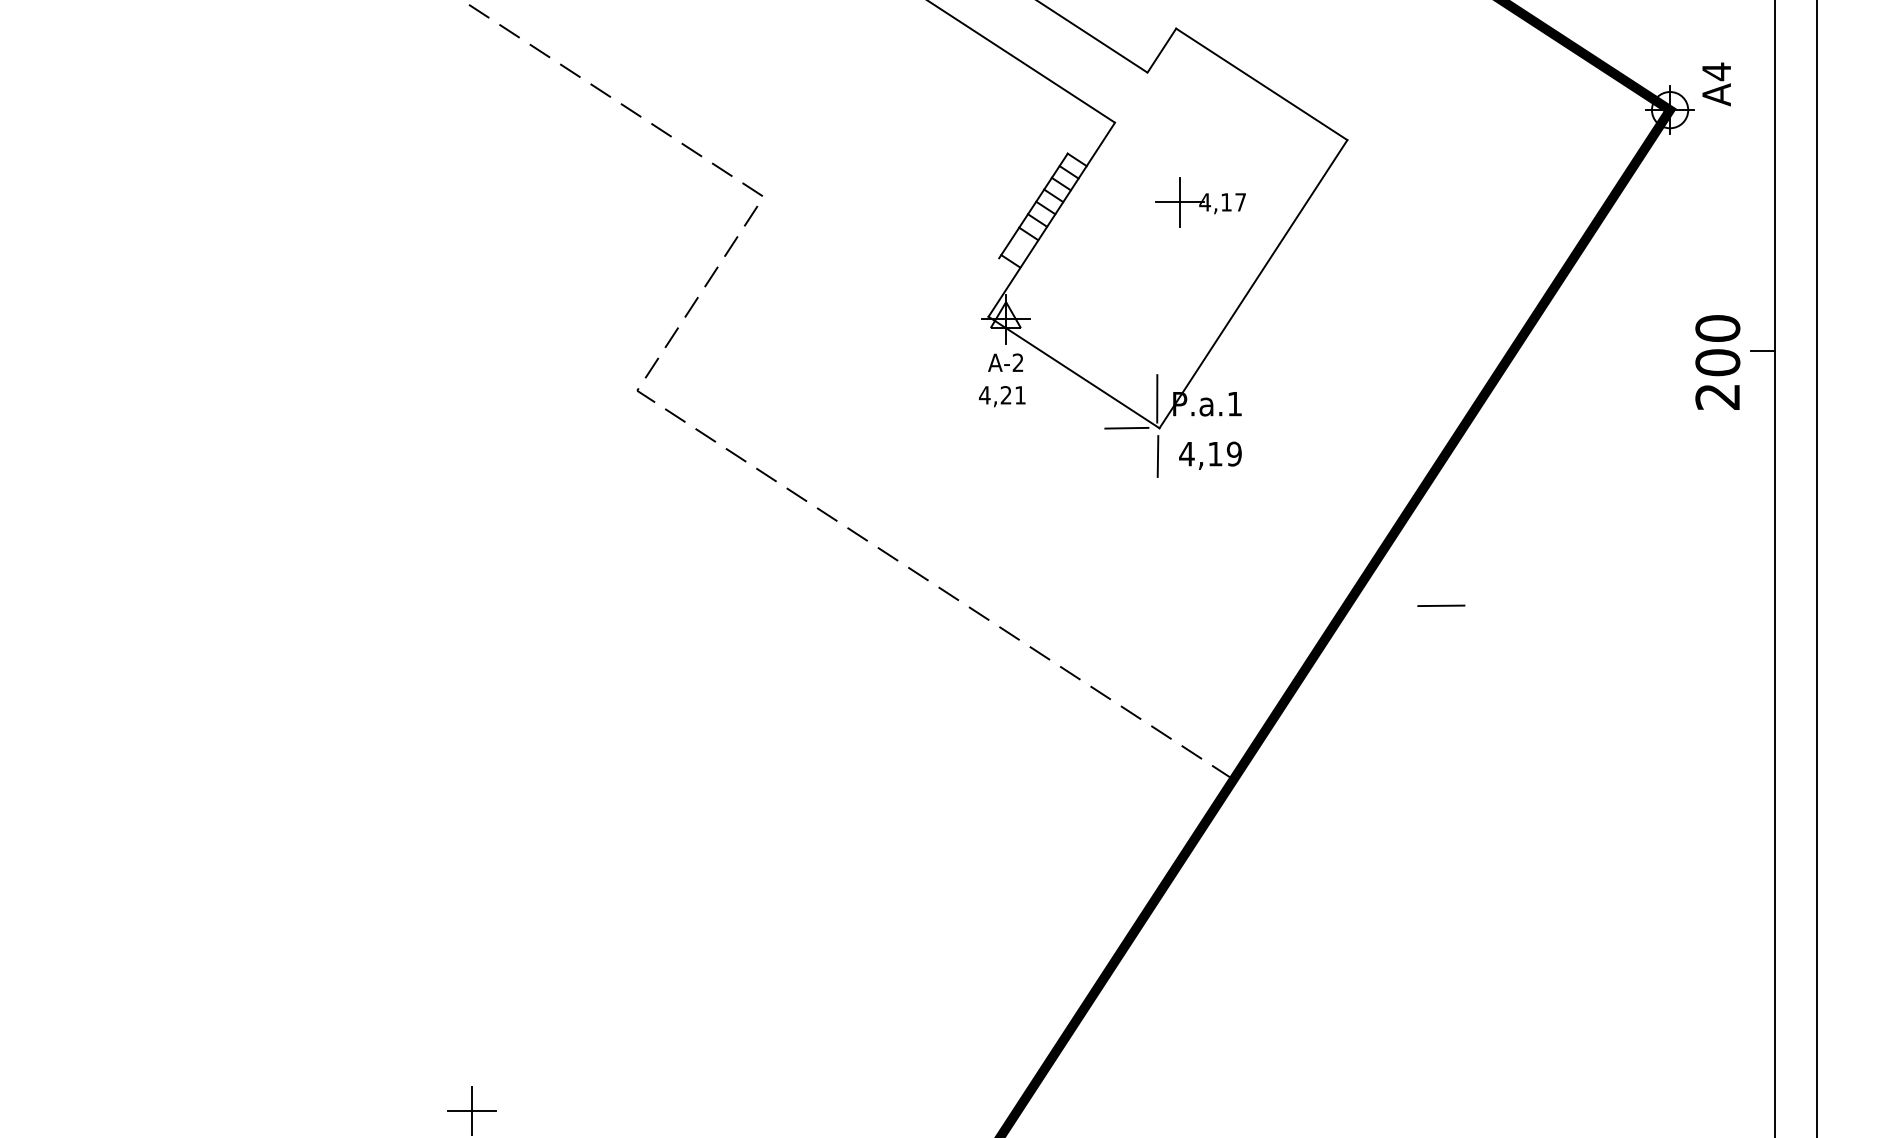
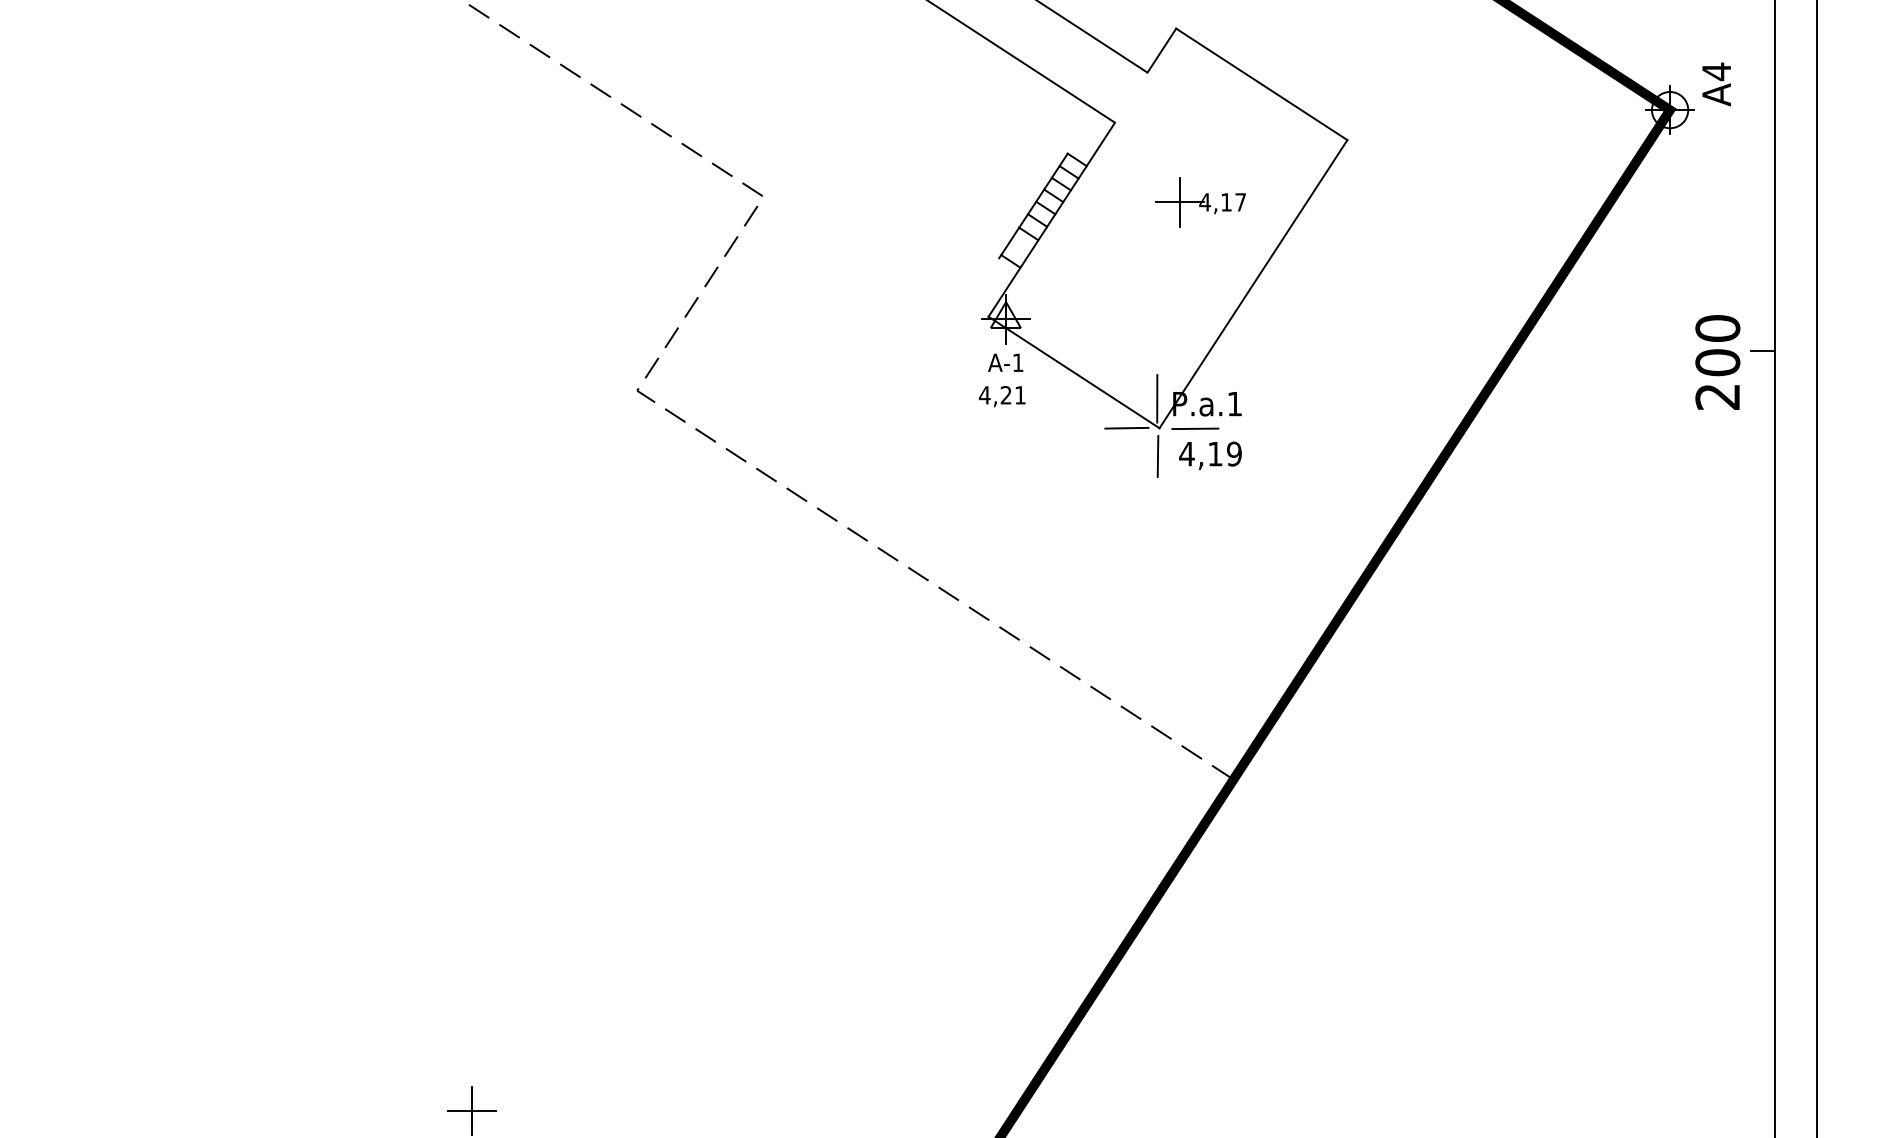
text: A-2 -> A-1 (1017, 362)
line position: (1441, 605) -> (1195, 428) (1195, 428)
